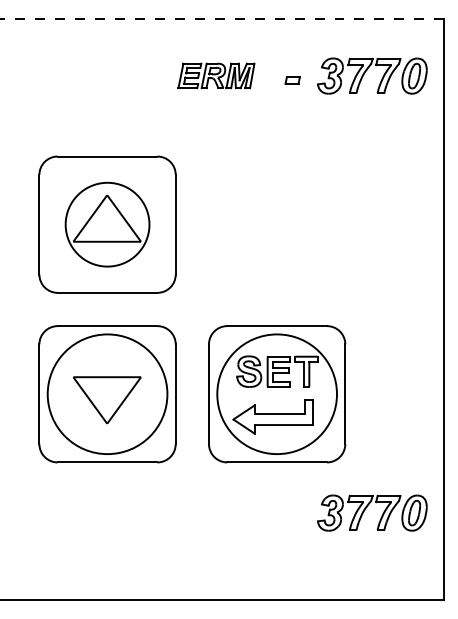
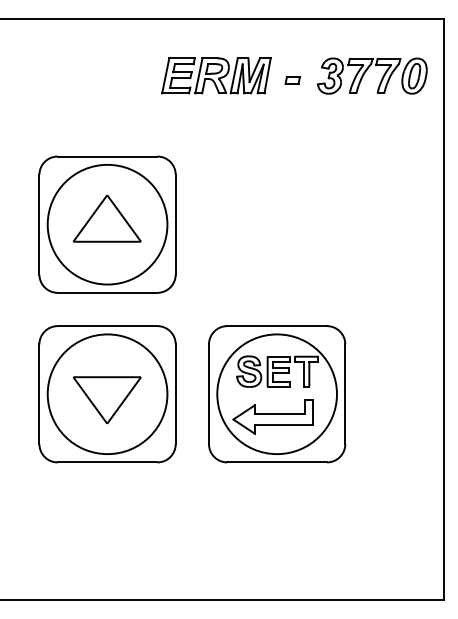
line: dashed -> solid (222, 18)
part size: 79x28 px -> 111x38 px (216, 75)
circle diameter: 84 px -> 120 px (107, 224)
part: present -> none (367, 507)
